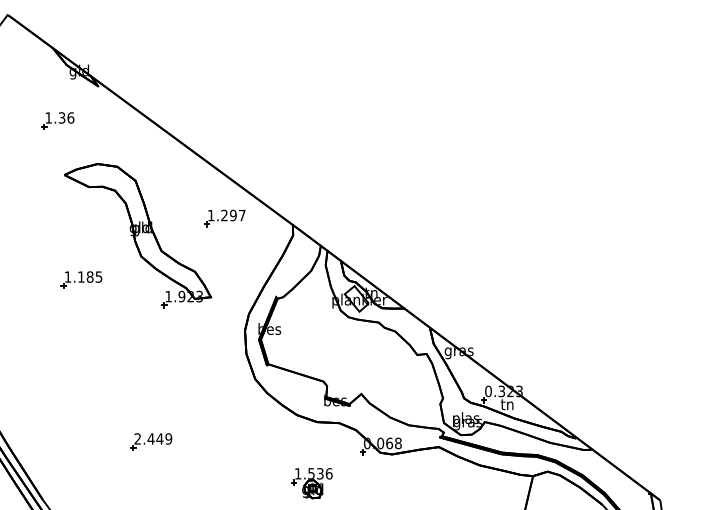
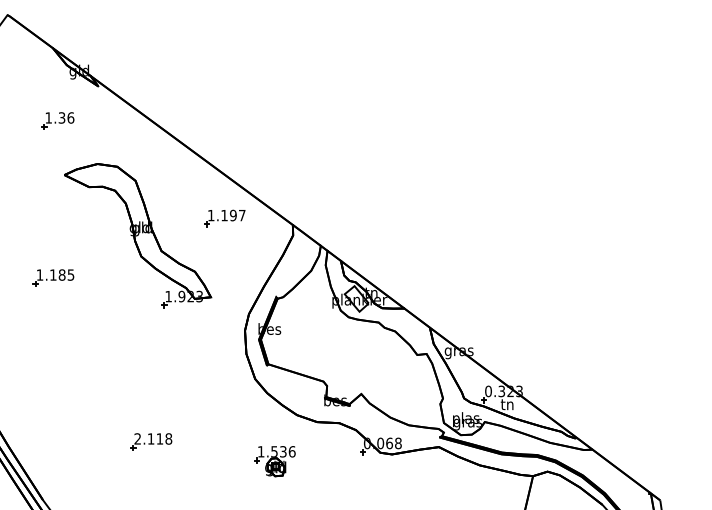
text: 1.297 -> 1.197 (224, 215)
part position: (81, 279) -> (53, 277) (53, 277)
text: 2.449 -> 2.118 (159, 438)
part position: (311, 483) -> (274, 461) (274, 461)
